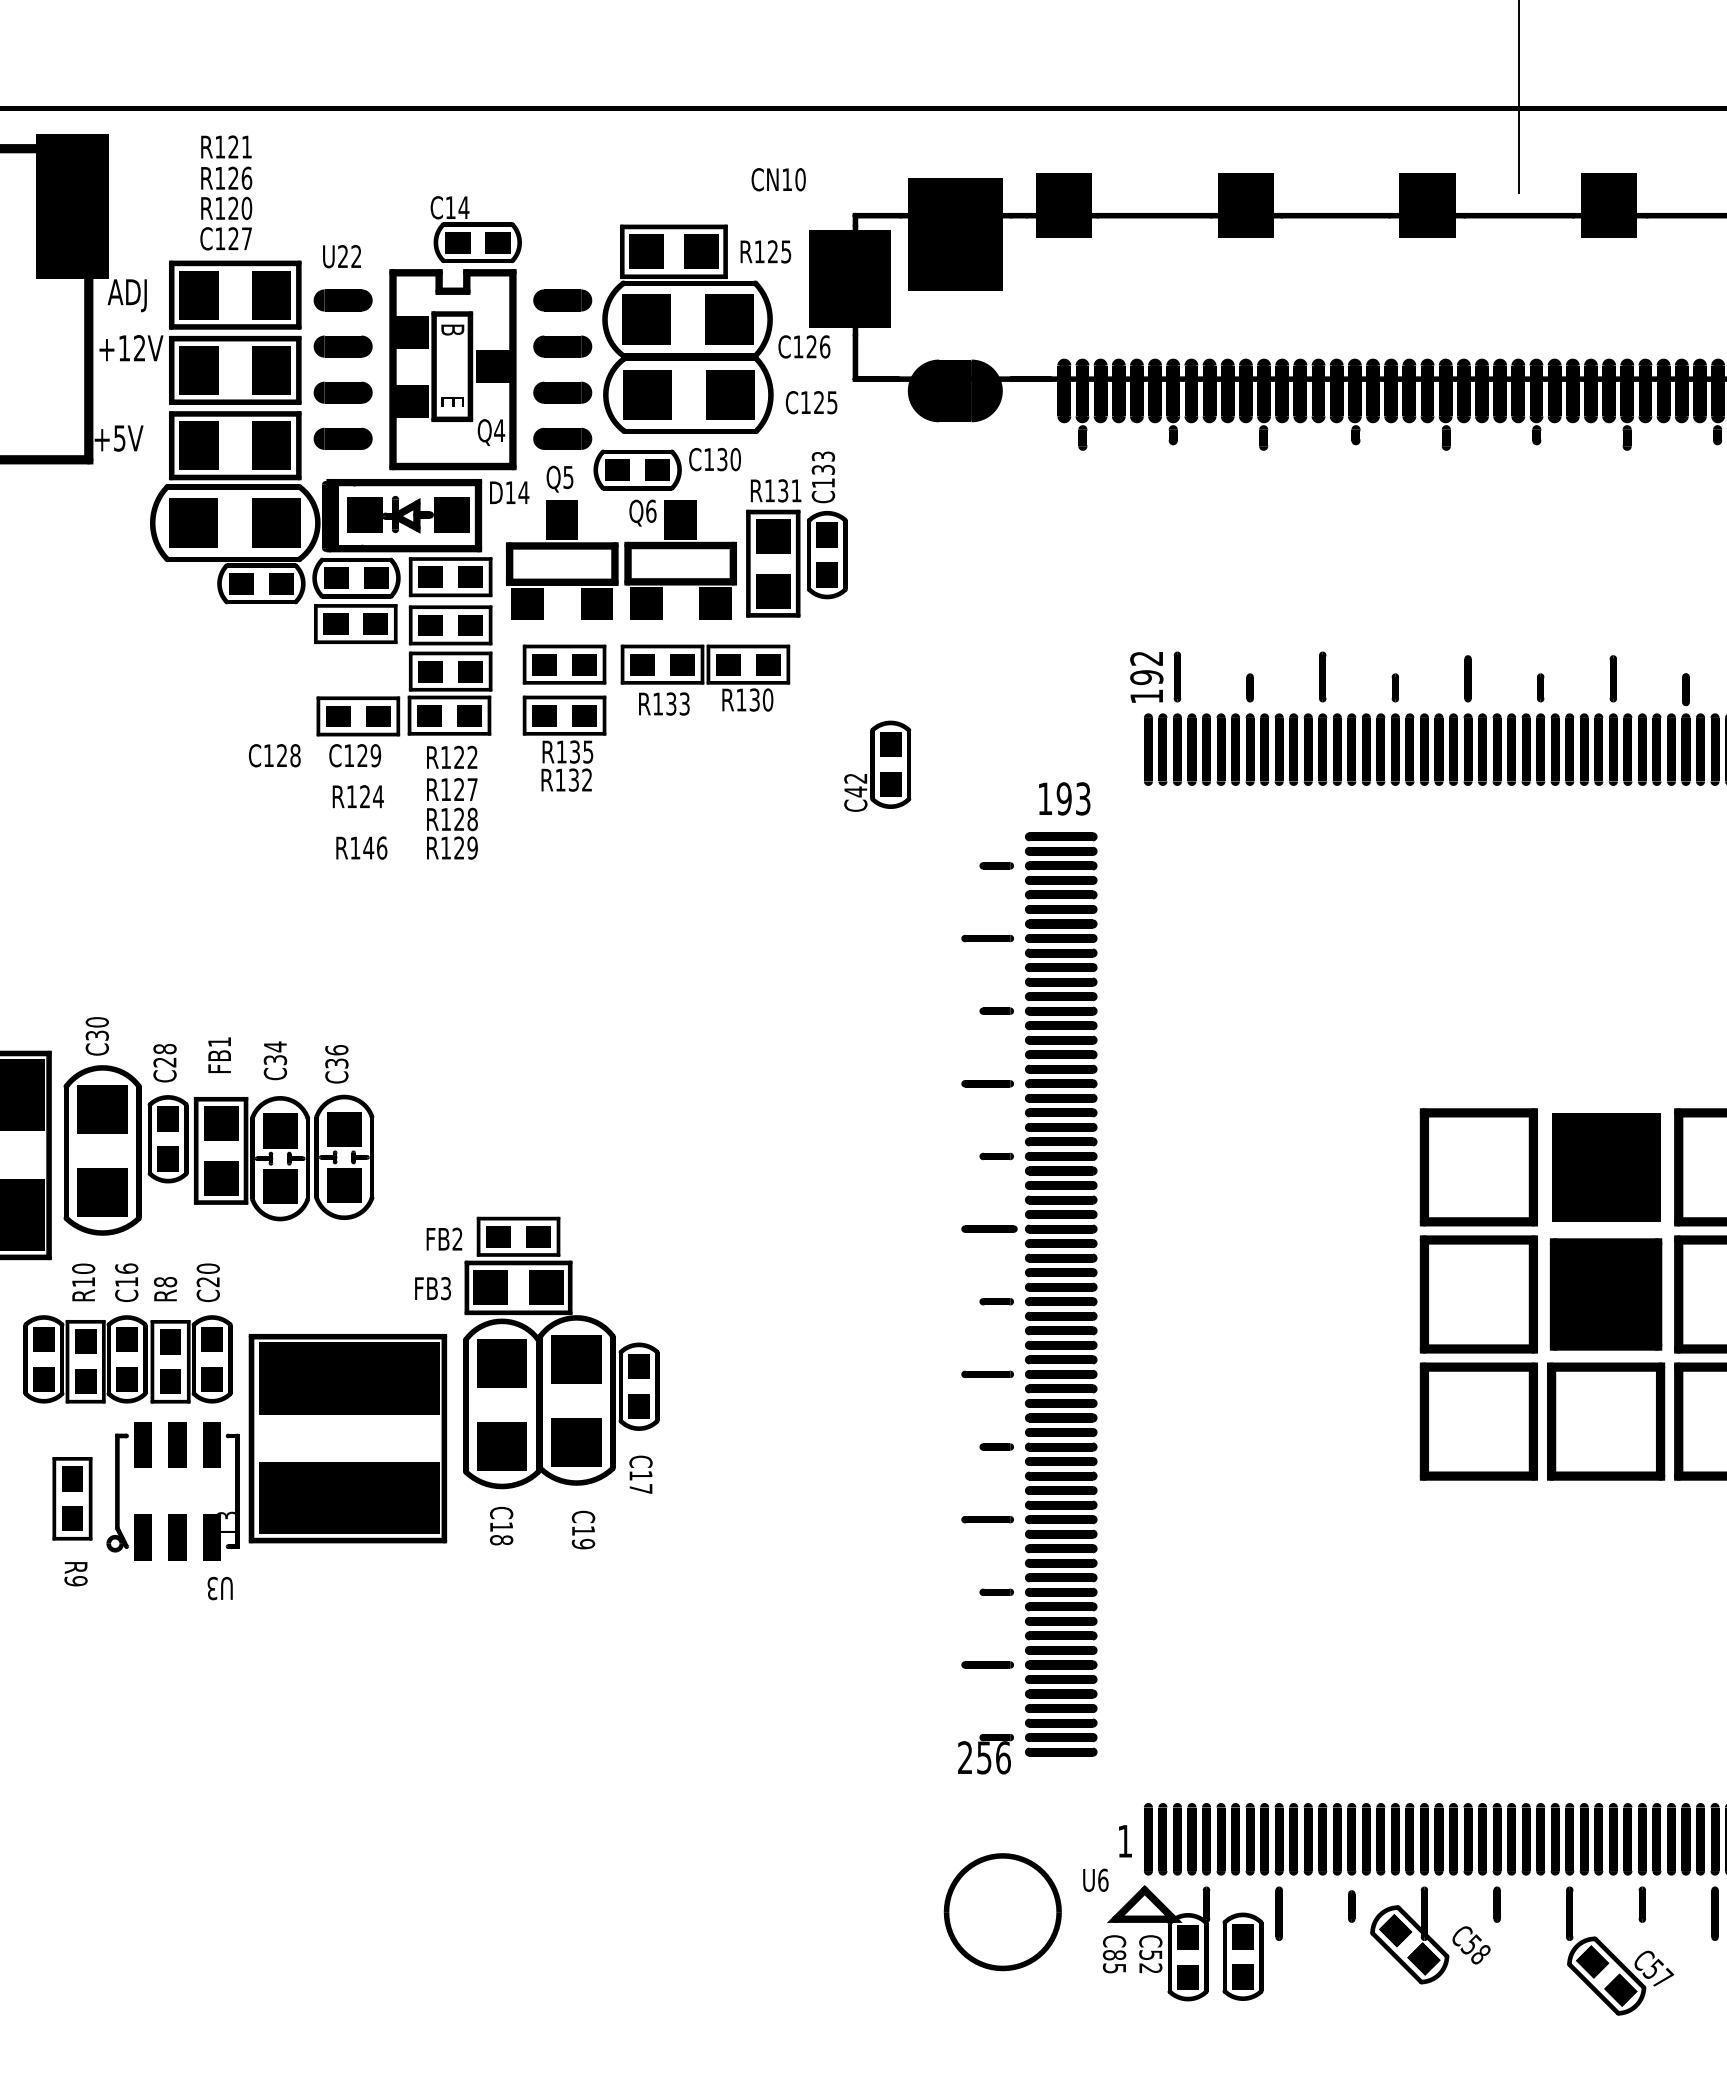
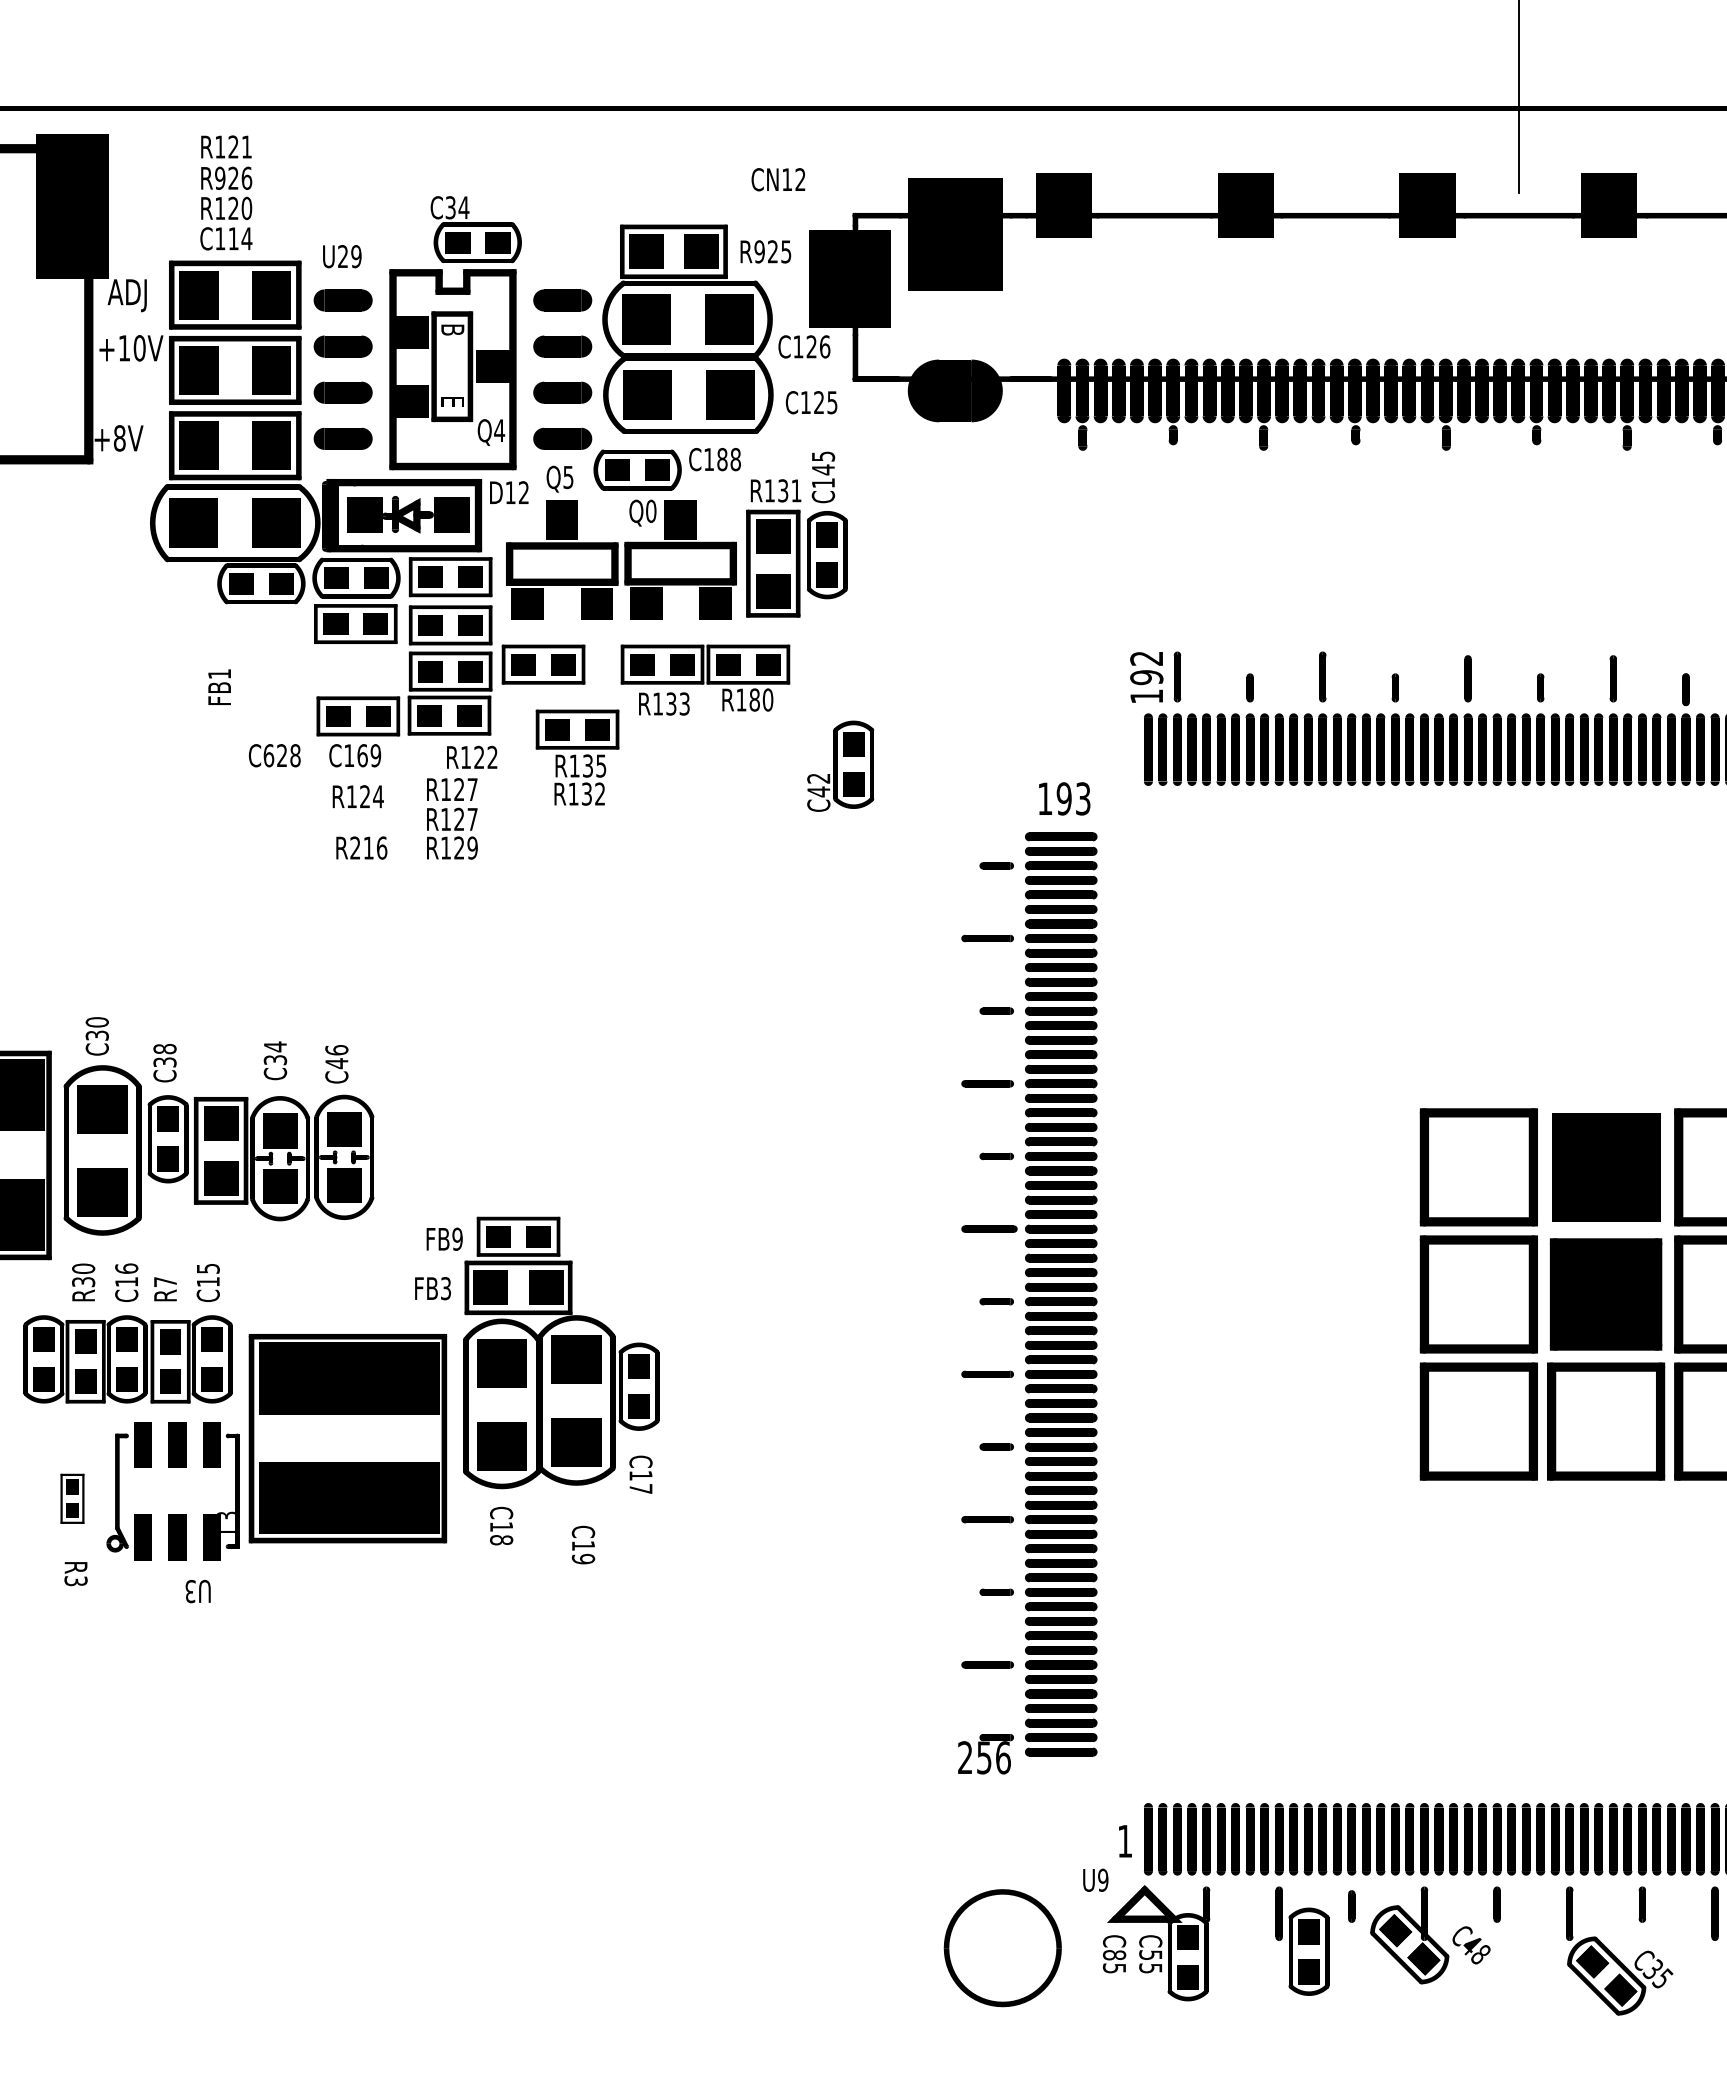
text: R126 -> R926 (220, 177)
text: CN10 -> CN12 (800, 179)
text: C14 -> C34 (450, 207)
text: C127 -> C114 (240, 238)
text: R125 -> R925 (759, 251)
text: U22 -> U29 (356, 256)
text: +12V -> +10V (139, 348)
text: +5V -> +8V (119, 438)
text: C130 -> C188 (728, 459)
text: C133 -> C145 (823, 463)
text: D14 -> D12 (523, 492)
text: Q6 -> Q0 (651, 510)
part position: (564, 664) -> (543, 664) (543, 664)
text: R130 -> R180 (754, 699)
text position: (564, 743) -> (577, 757) (577, 757)
text: C128 -> C628 (268, 755)
text: C129 -> C169 (362, 755)
text position: (452, 756) -> (472, 756) (472, 756)
text position: (877, 765) -> (840, 765) (840, 765)
text: R128 -> R127 (472, 819)
text: R146 -> R216 (362, 847)
text position: (219, 1054) -> (219, 686) (219, 686)
text: C28 -> C38 (164, 1062)
text: C36 -> C46 (336, 1063)
text: FB2 -> FB9 (457, 1238)
text: C20 -> C15 (207, 1275)
text: R10 -> R30 (83, 1282)
text: R8 -> R7 (165, 1282)
part size: 41x84 px -> 25x51 px (72, 1498)
text position: (583, 1529) -> (583, 1544) (583, 1544)
text: R9 -> R3 (75, 1581)
text position: (219, 1588) -> (197, 1591) (197, 1591)
text: U6 -> U9 (1103, 1879)
part position: (1002, 1912) -> (1002, 1948) (1002, 1948)
text: C58 -> C48 (1470, 1944)
part position: (1242, 1956) -> (1308, 1951) (1308, 1951)
text: C52 -> C55 (1150, 1968)
text: C57 -> C35 (1658, 1973)
